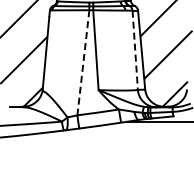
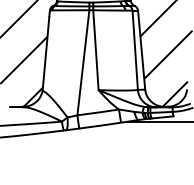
line: dashed -> solid (135, 50)
line: dashed -> solid (83, 62)
